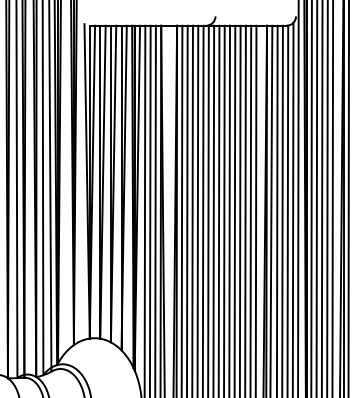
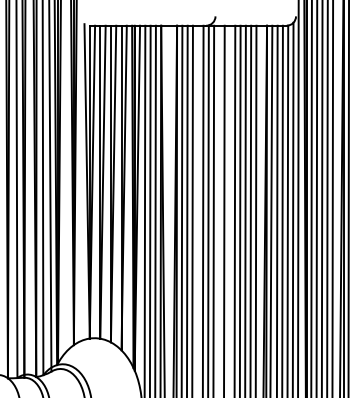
line: present -> none (197, 209)
line: present -> none (218, 209)
line: present -> none (229, 209)
